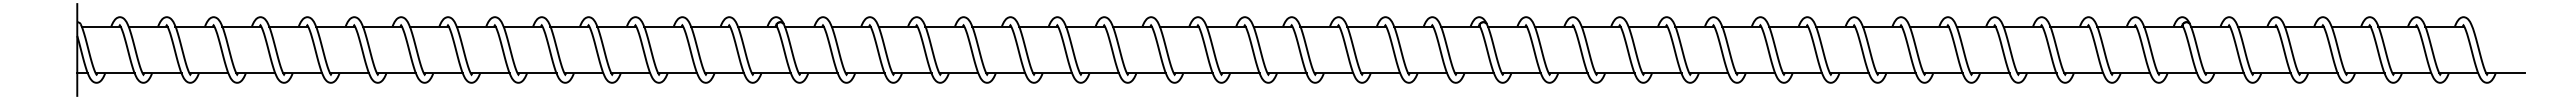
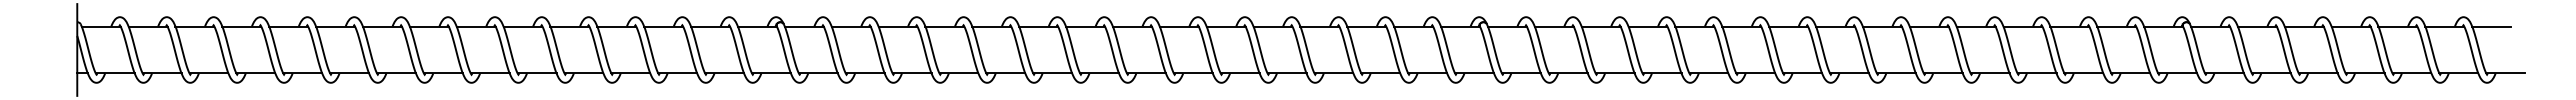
line: none -> present (2491, 26)
